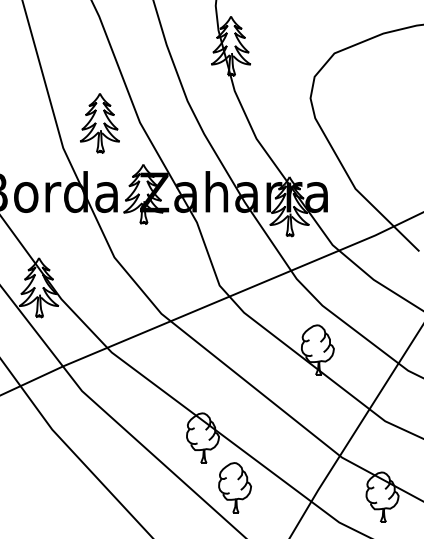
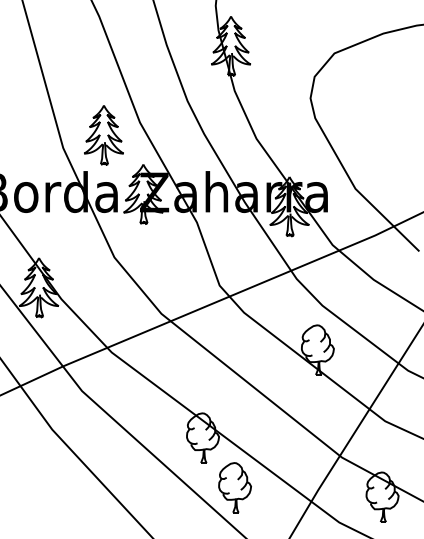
part position: (99, 123) -> (103, 135) (103, 135)
